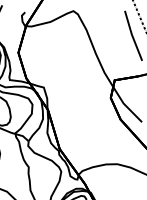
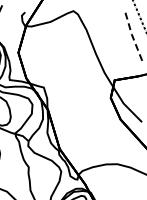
line: solid -> dashed (132, 35)
